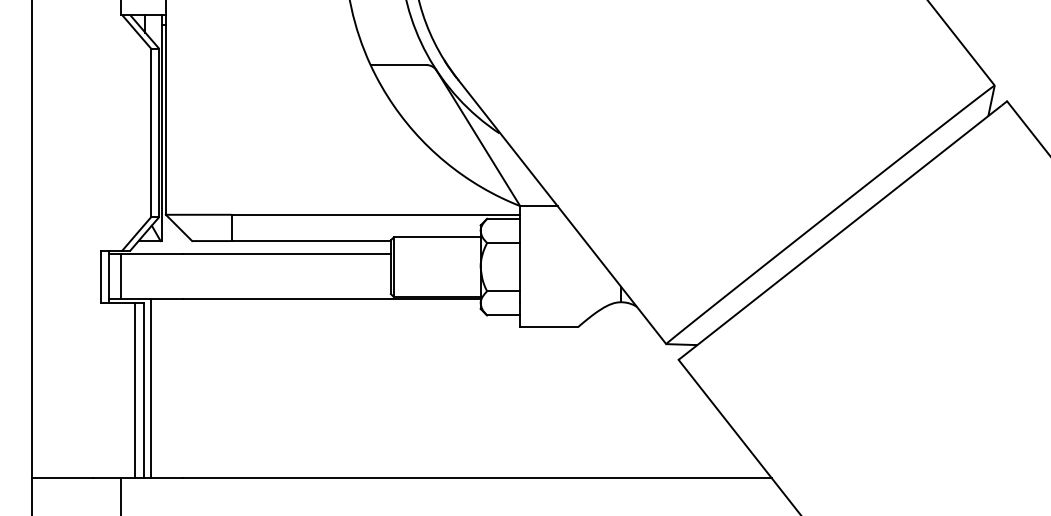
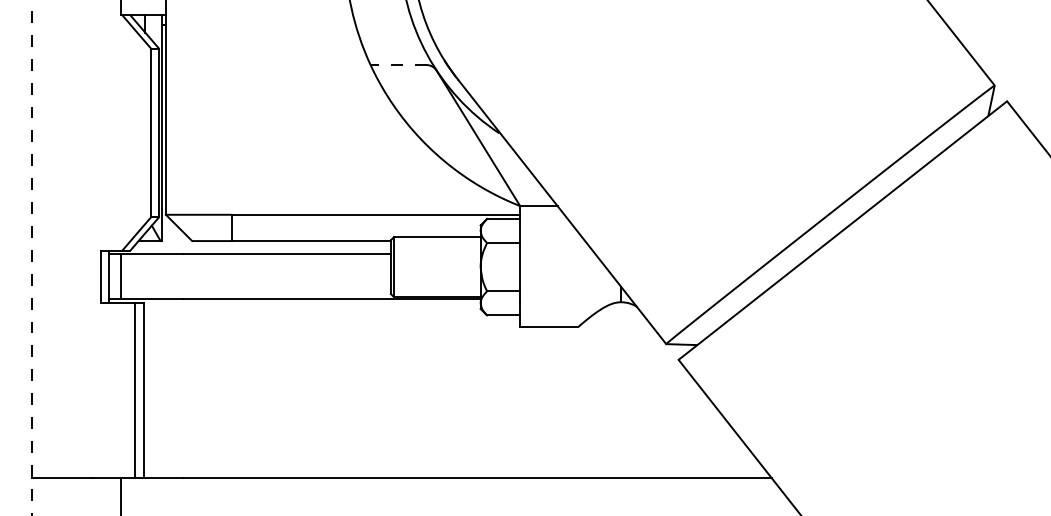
line: solid -> dashed (398, 65)
line: solid -> dashed (31, 258)
line: present -> none (150, 388)
